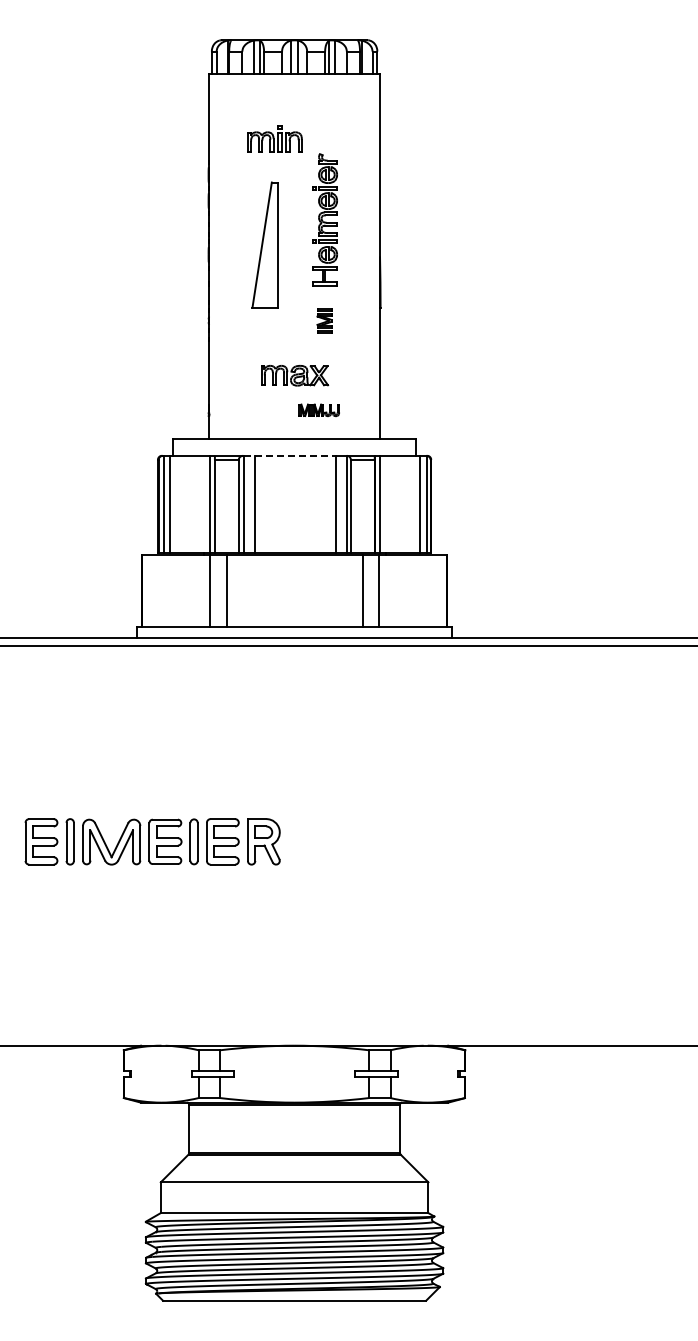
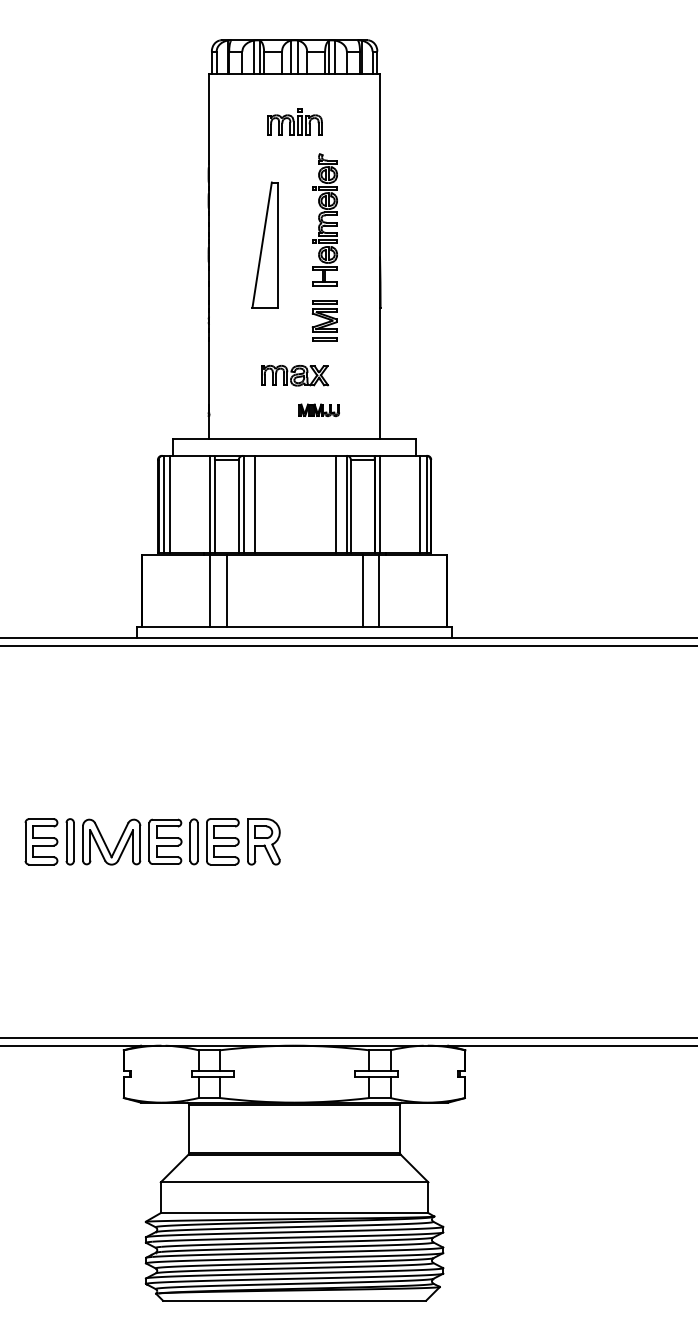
part position: (274, 138) -> (294, 121) (294, 121)
part size: 17x26 px -> 27x42 px (324, 320)
line: dashed -> solid (289, 455)
line: none -> present (348, 1037)
